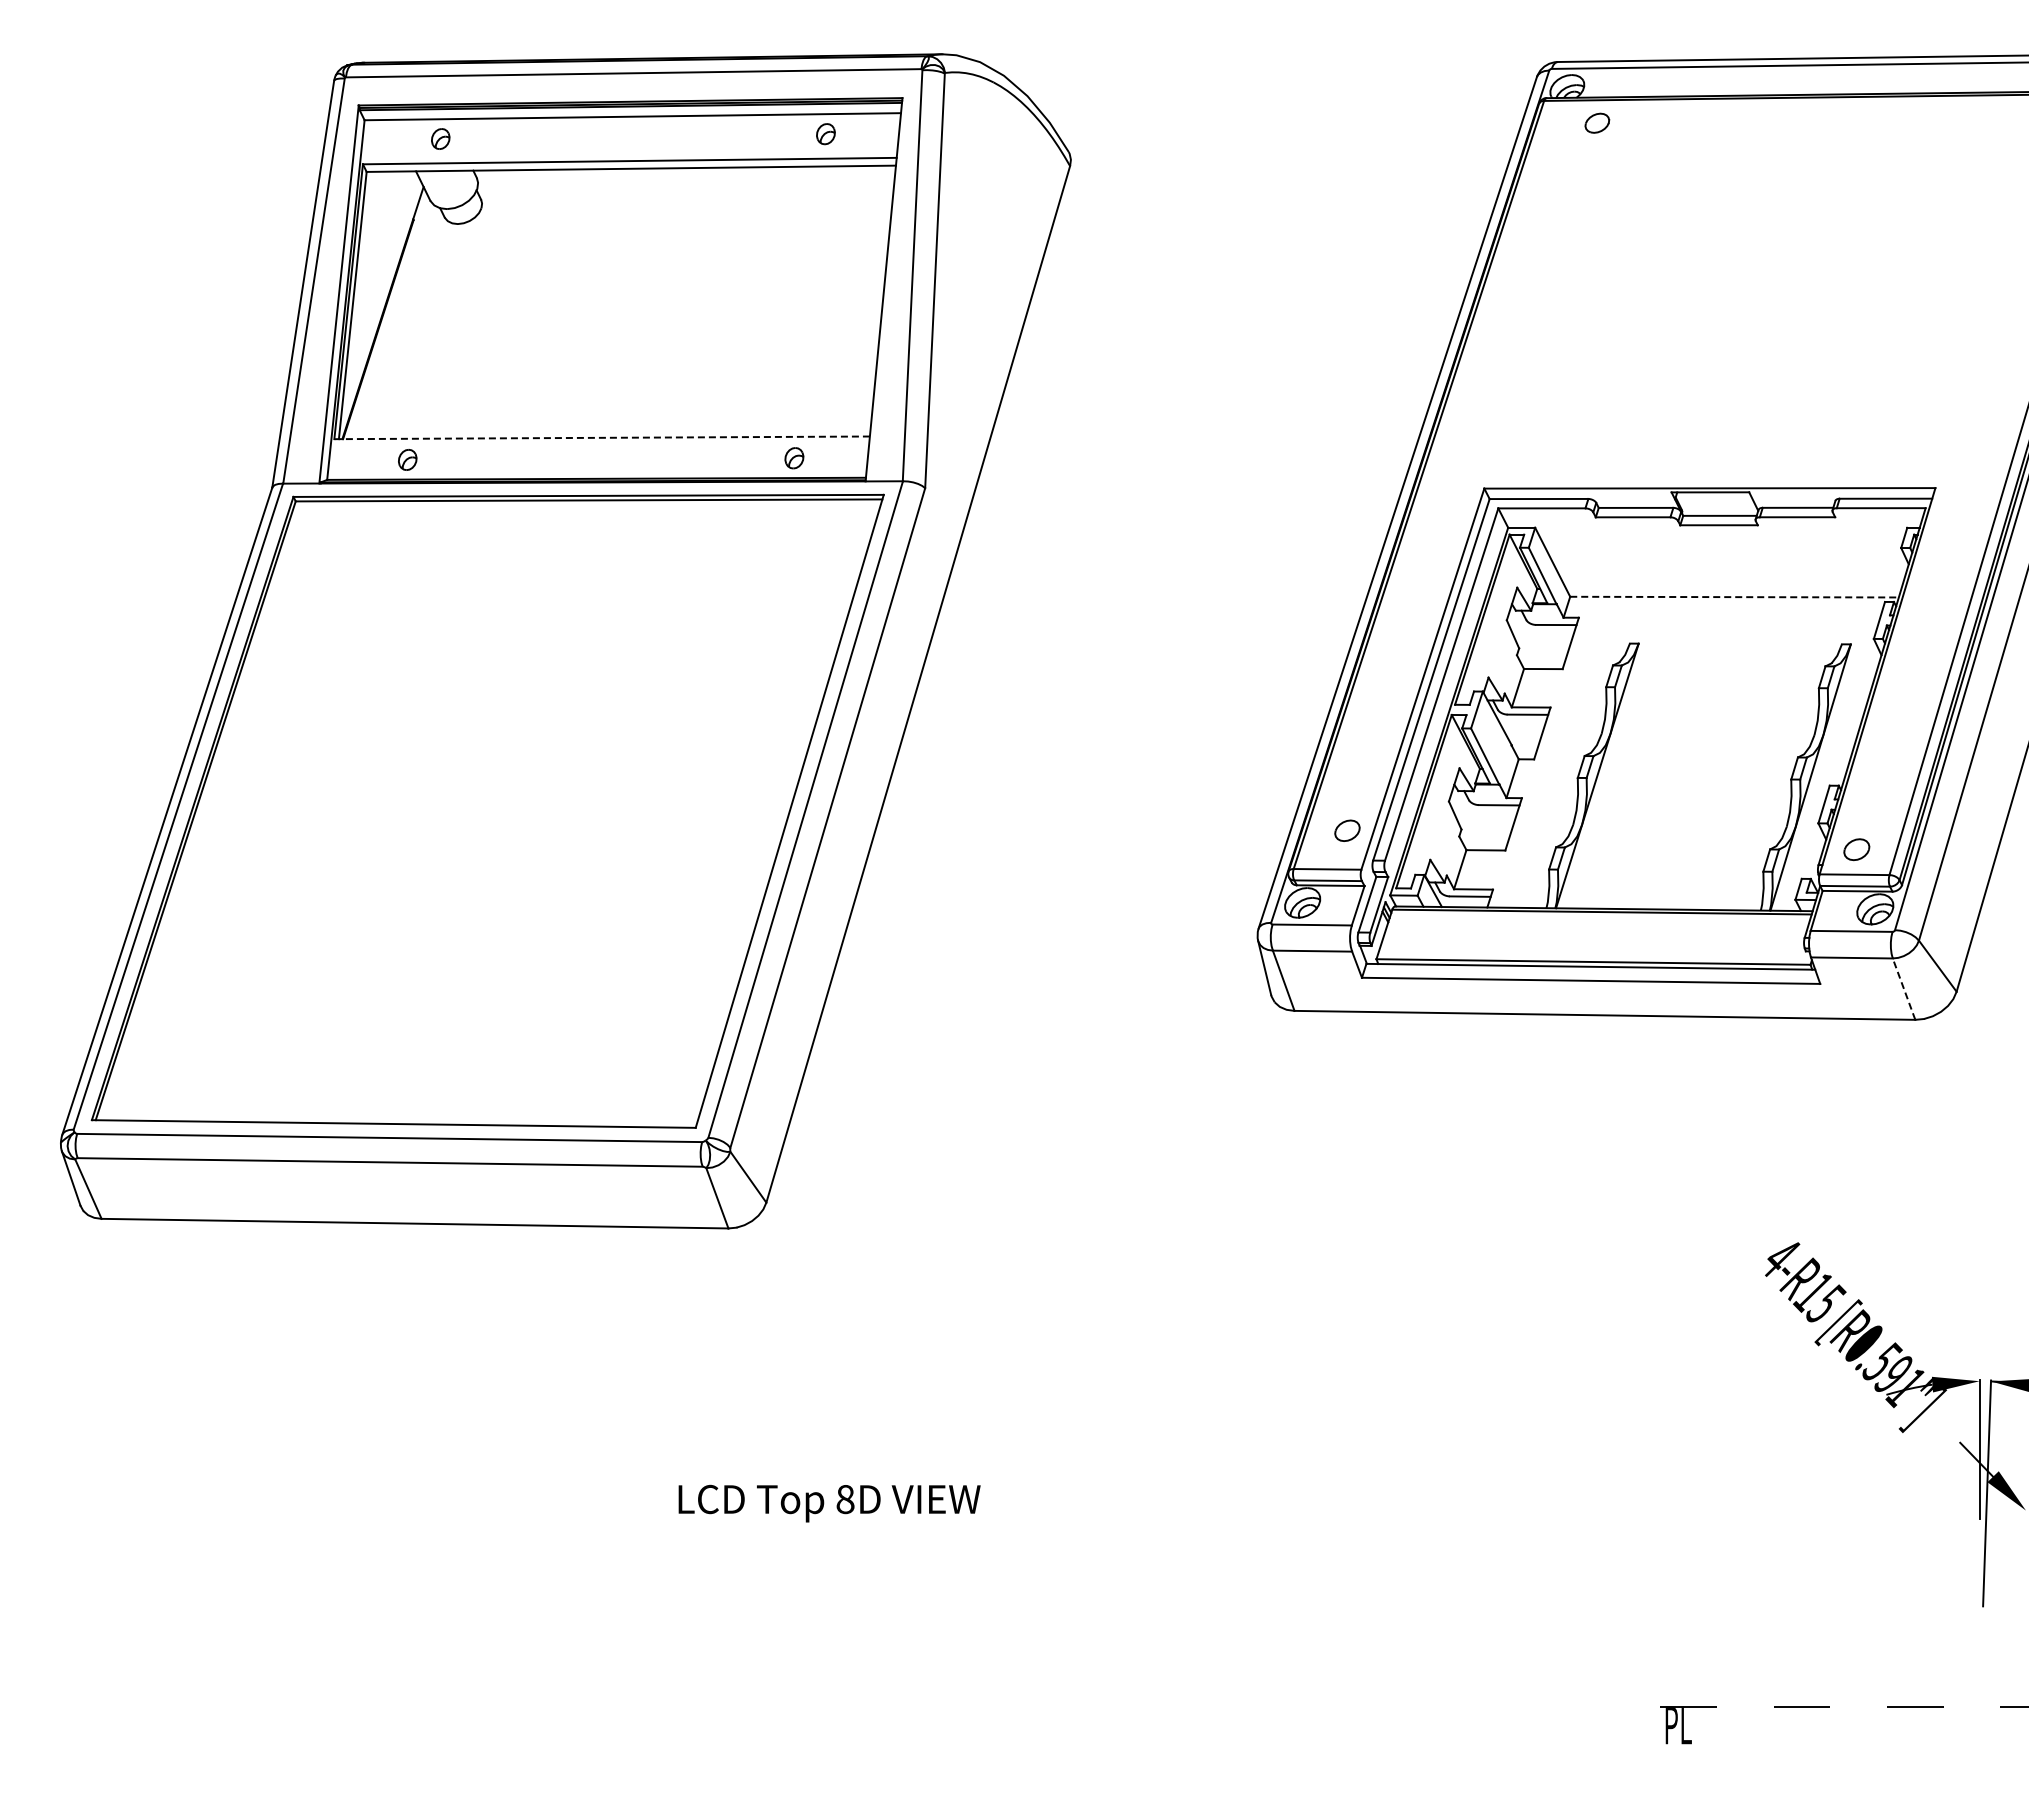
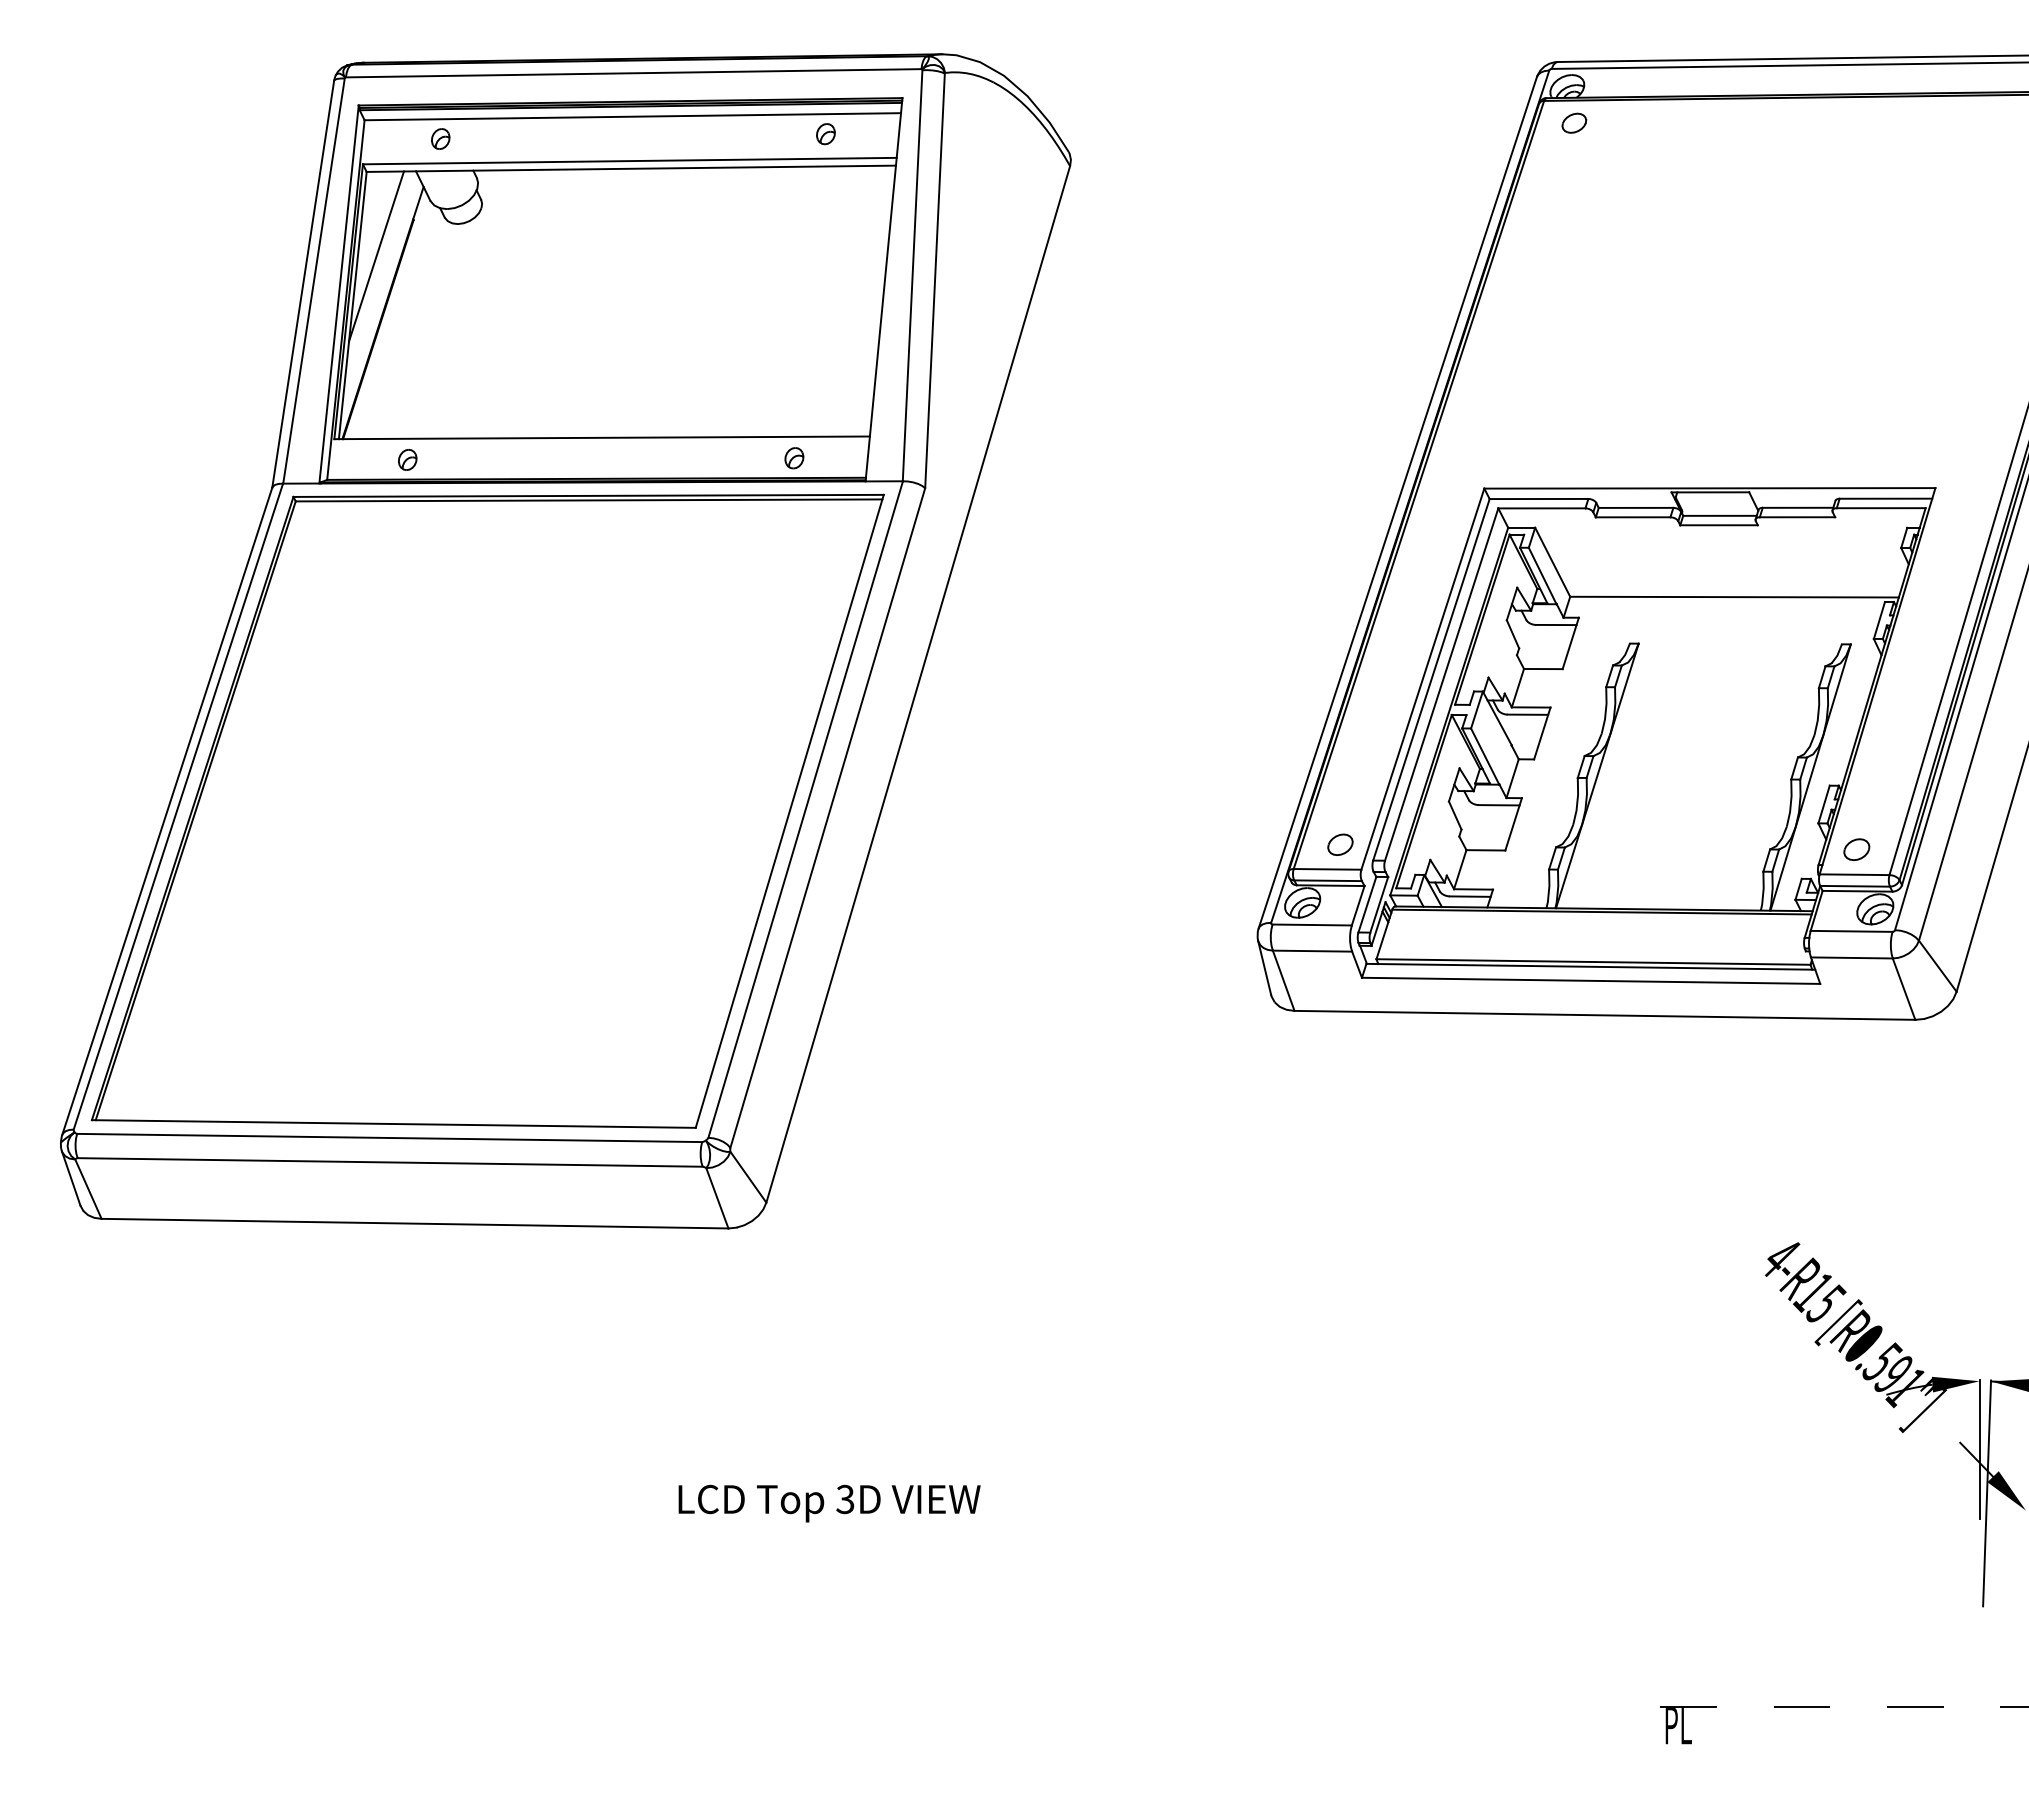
part position: (1597, 122) -> (1574, 122) (1574, 122)
line: none -> present (376, 256)
line: dashed -> solid (602, 437)
line: dashed -> solid (1735, 597)
part position: (1347, 830) -> (1340, 844) (1340, 844)
line: dashed -> solid (1904, 989)
text: 8D -> 3D (845, 1498)
